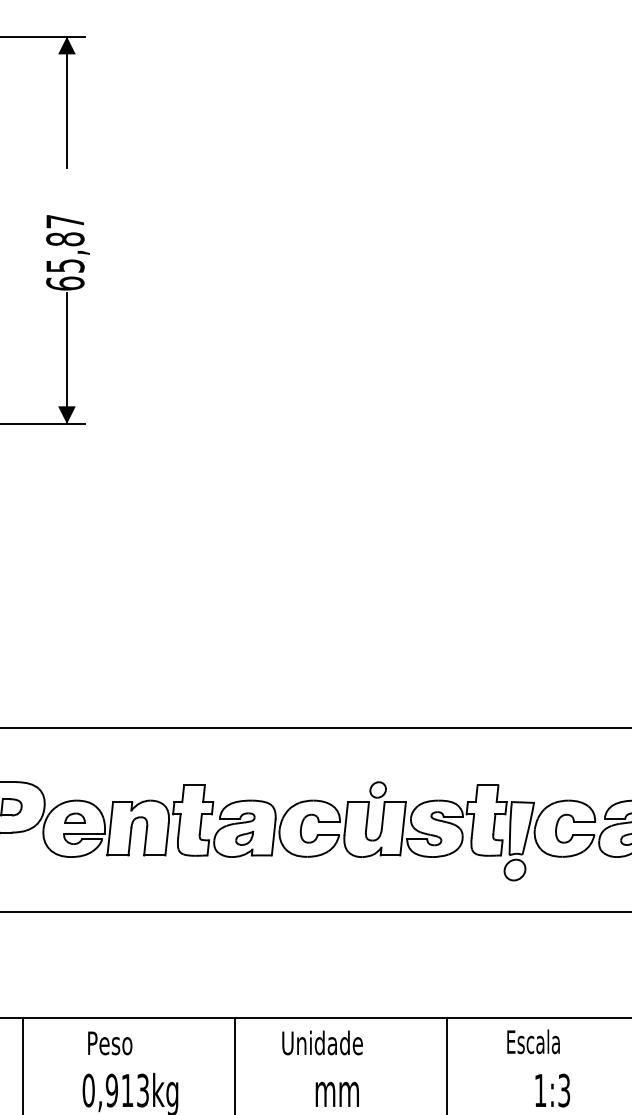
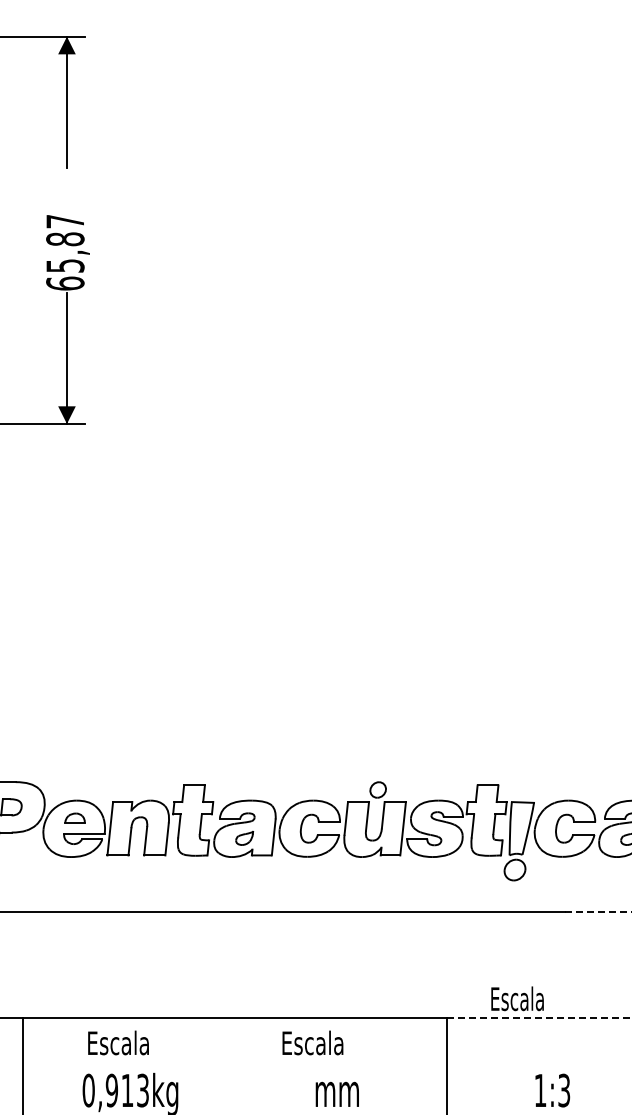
line: present -> none (315, 728)
line: solid -> dashed (599, 912)
line: solid -> dashed (539, 1018)
text position: (533, 1041) -> (517, 998) (517, 998)
text: Peso -> Escala (119, 1042)
text: Unidade -> Escala (322, 1042)
line: present -> none (234, 1064)
